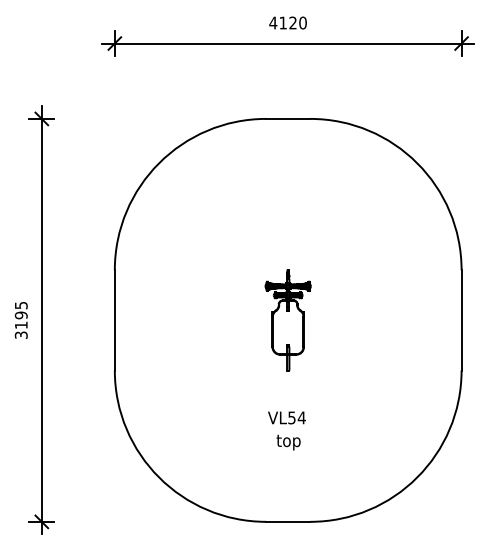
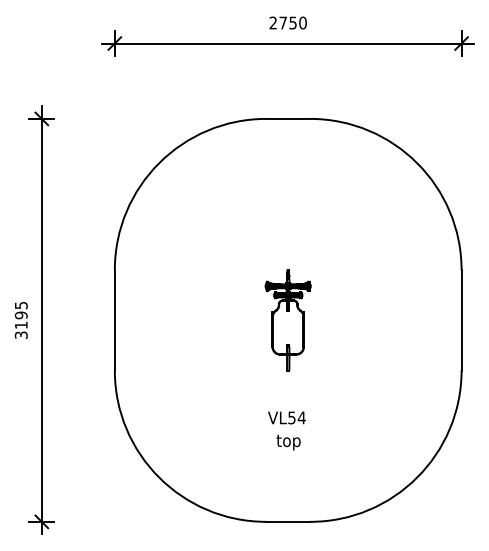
text: 4120 -> 2750 (282, 22)
